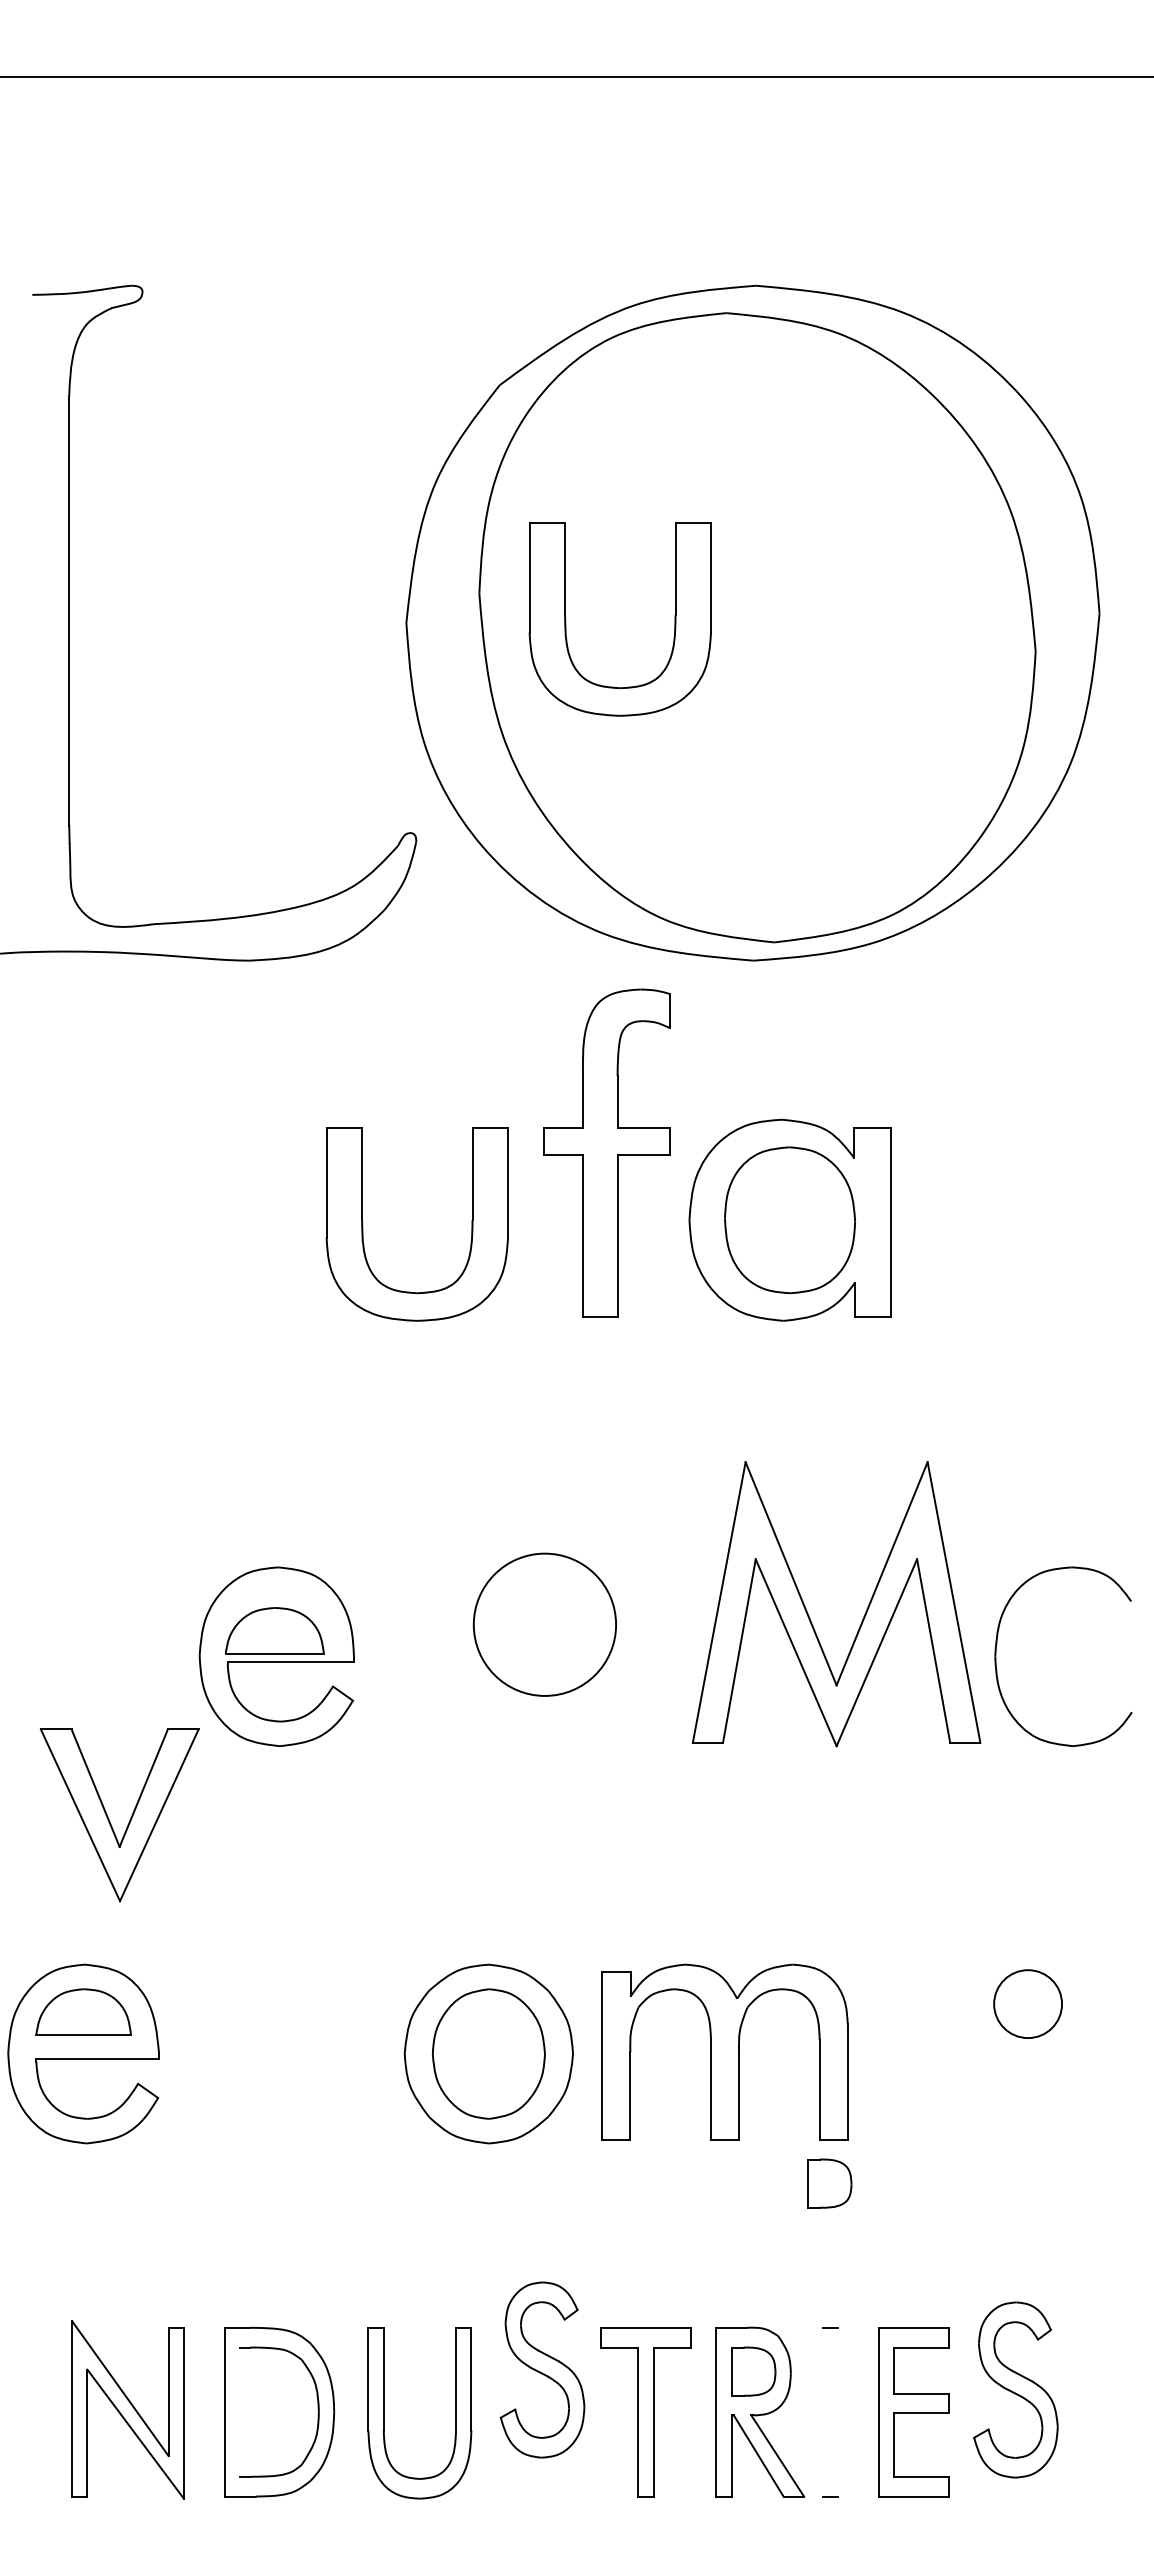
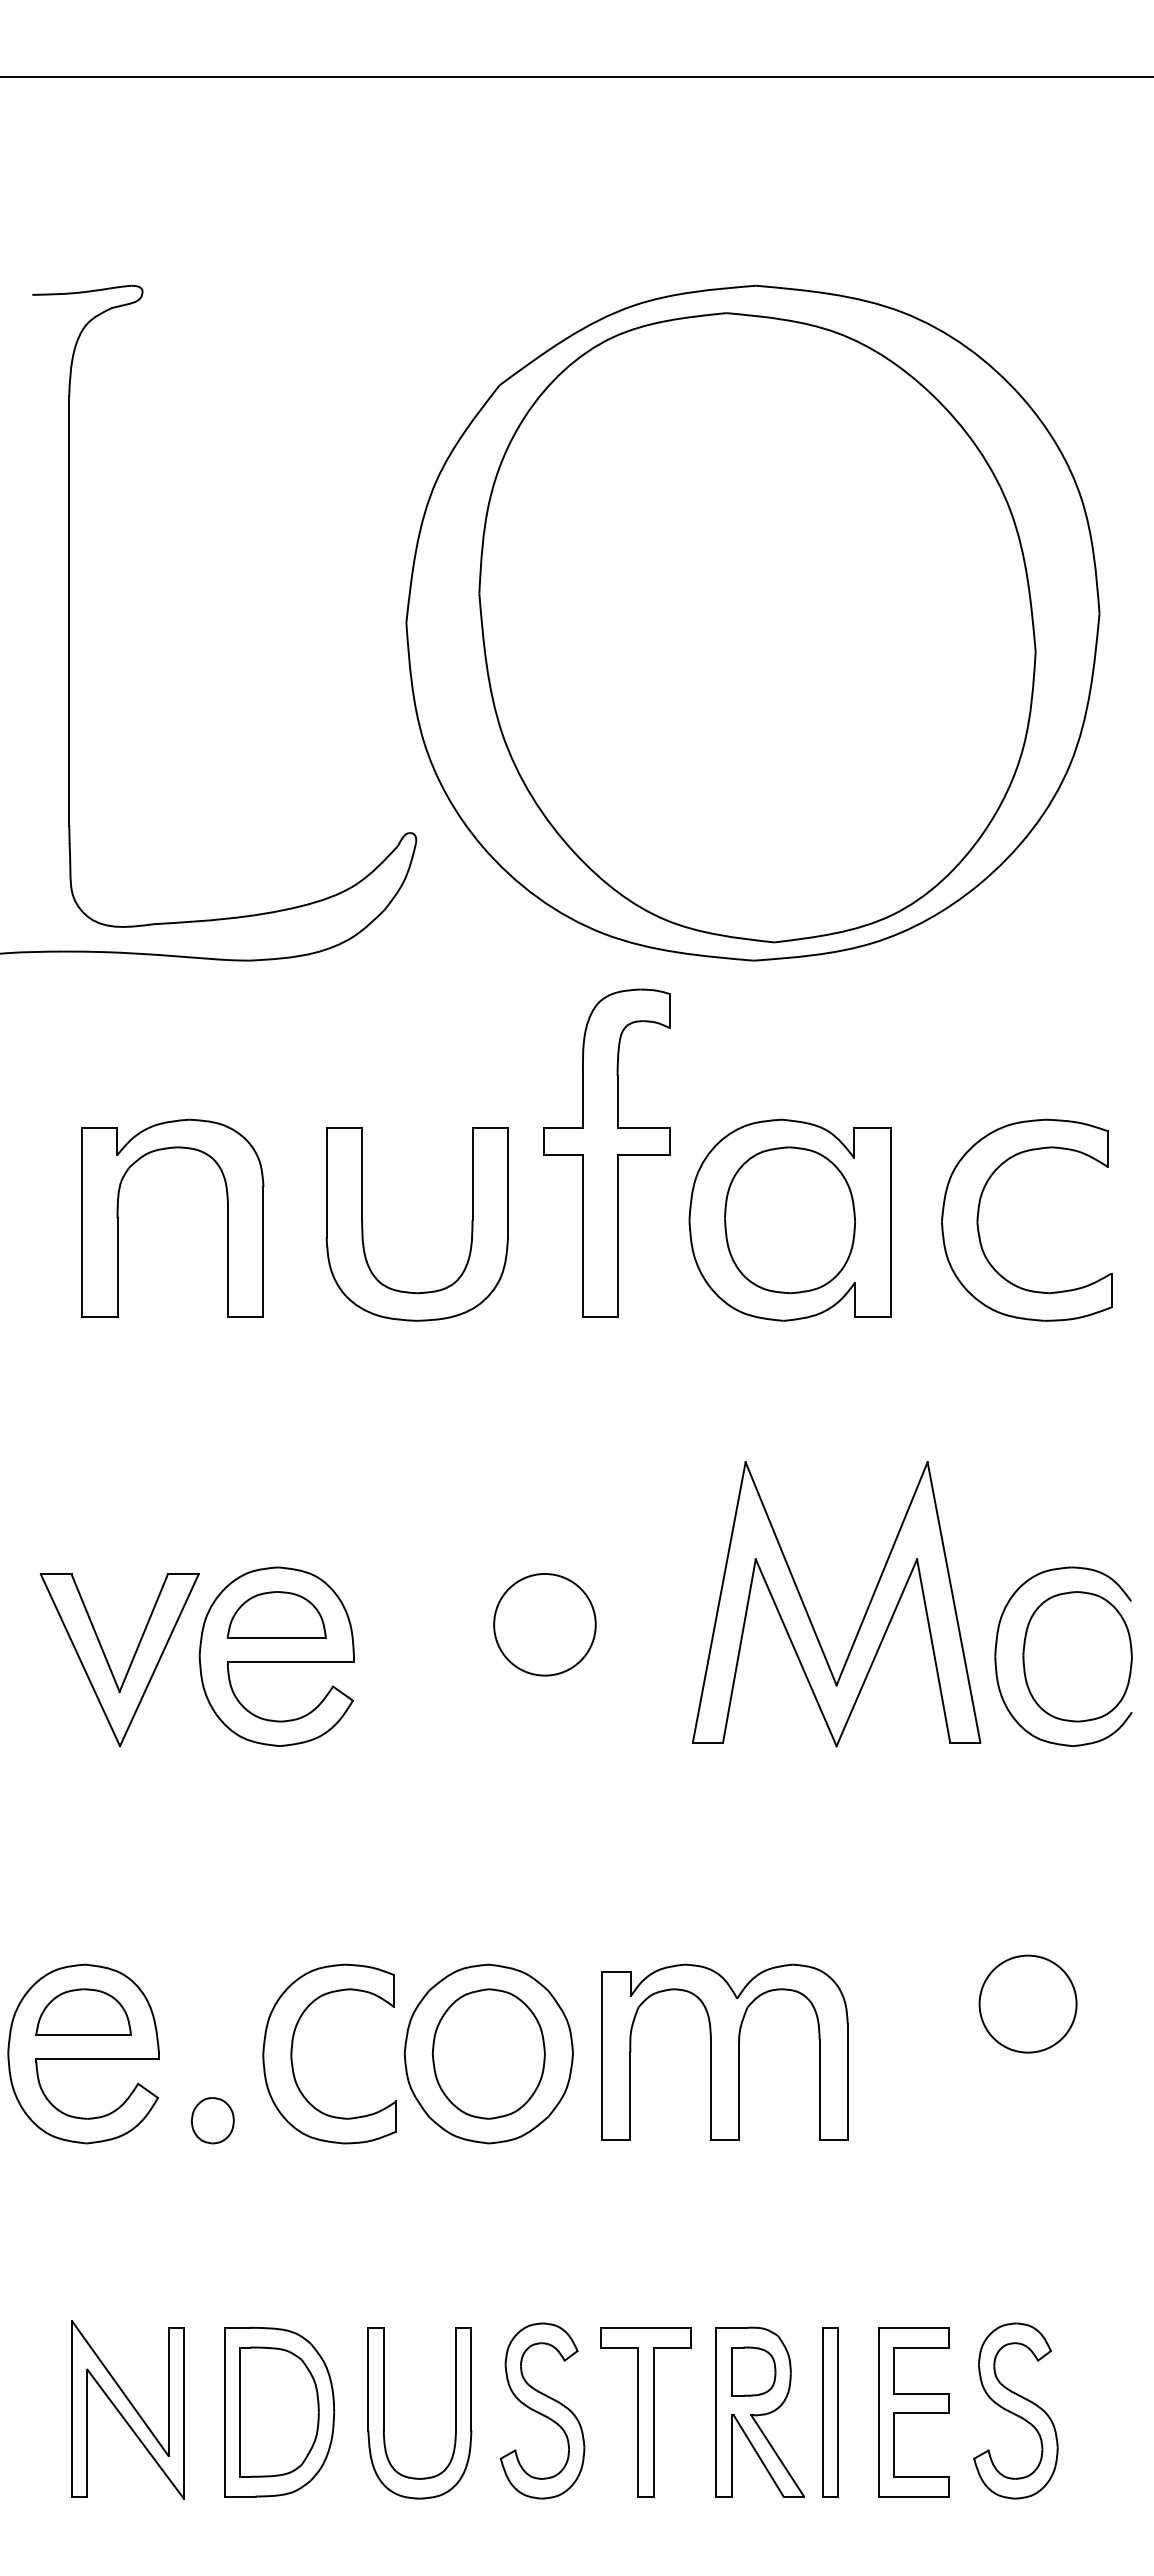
part: present -> none (566, 619)
part: none -> present (979, 1212)
part: none -> present (118, 1217)
circle diameter: 142 px -> 102 px (544, 1624)
part position: (274, 1630) -> (276, 1614) (276, 1614)
part: none -> present (1077, 1656)
part position: (109, 1819) -> (109, 1664) (109, 1664)
circle diameter: 68 px -> 97 px (1027, 2003)
part: none -> present (292, 2053)
part: none -> present (212, 2120)
part: present -> none (829, 2183)
part position: (542, 2369) -> (542, 2410) (542, 2410)
part position: (1015, 2389) -> (1015, 2410) (1015, 2410)
line: none -> present (239, 2411)
line: none -> present (822, 2411)
line: none -> present (838, 2411)
